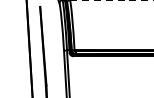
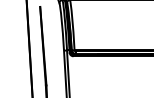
line: dashed -> solid (112, 0)
